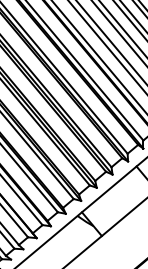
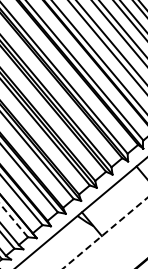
line: solid -> dashed (13, 220)
line: solid -> dashed (105, 233)
